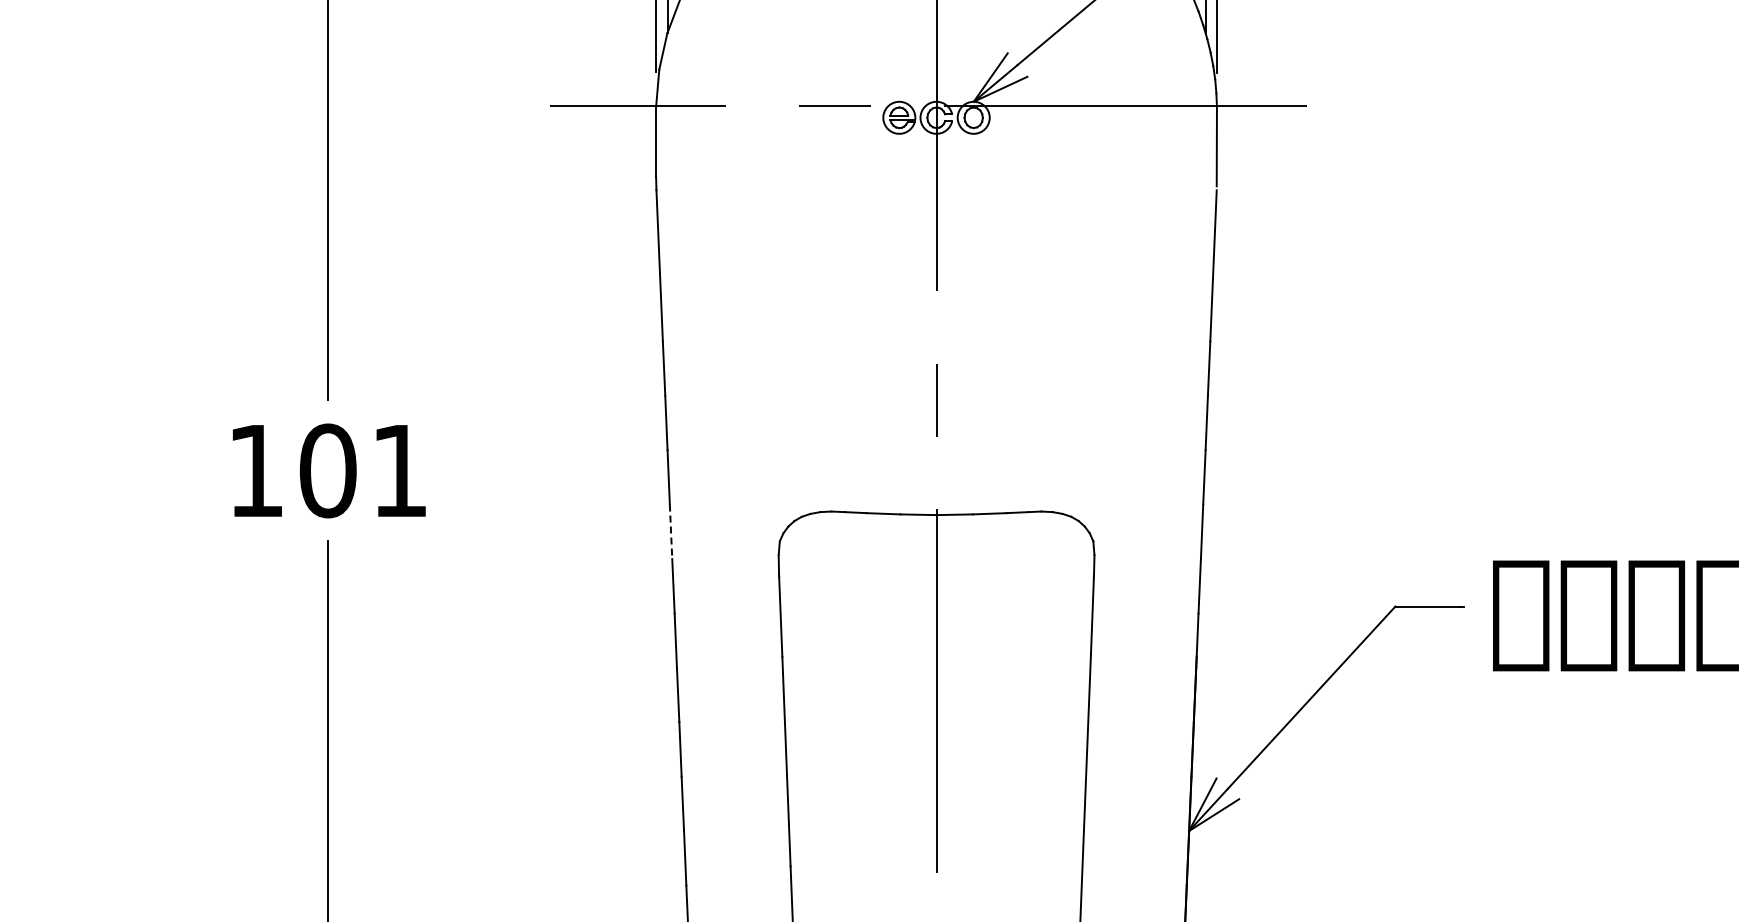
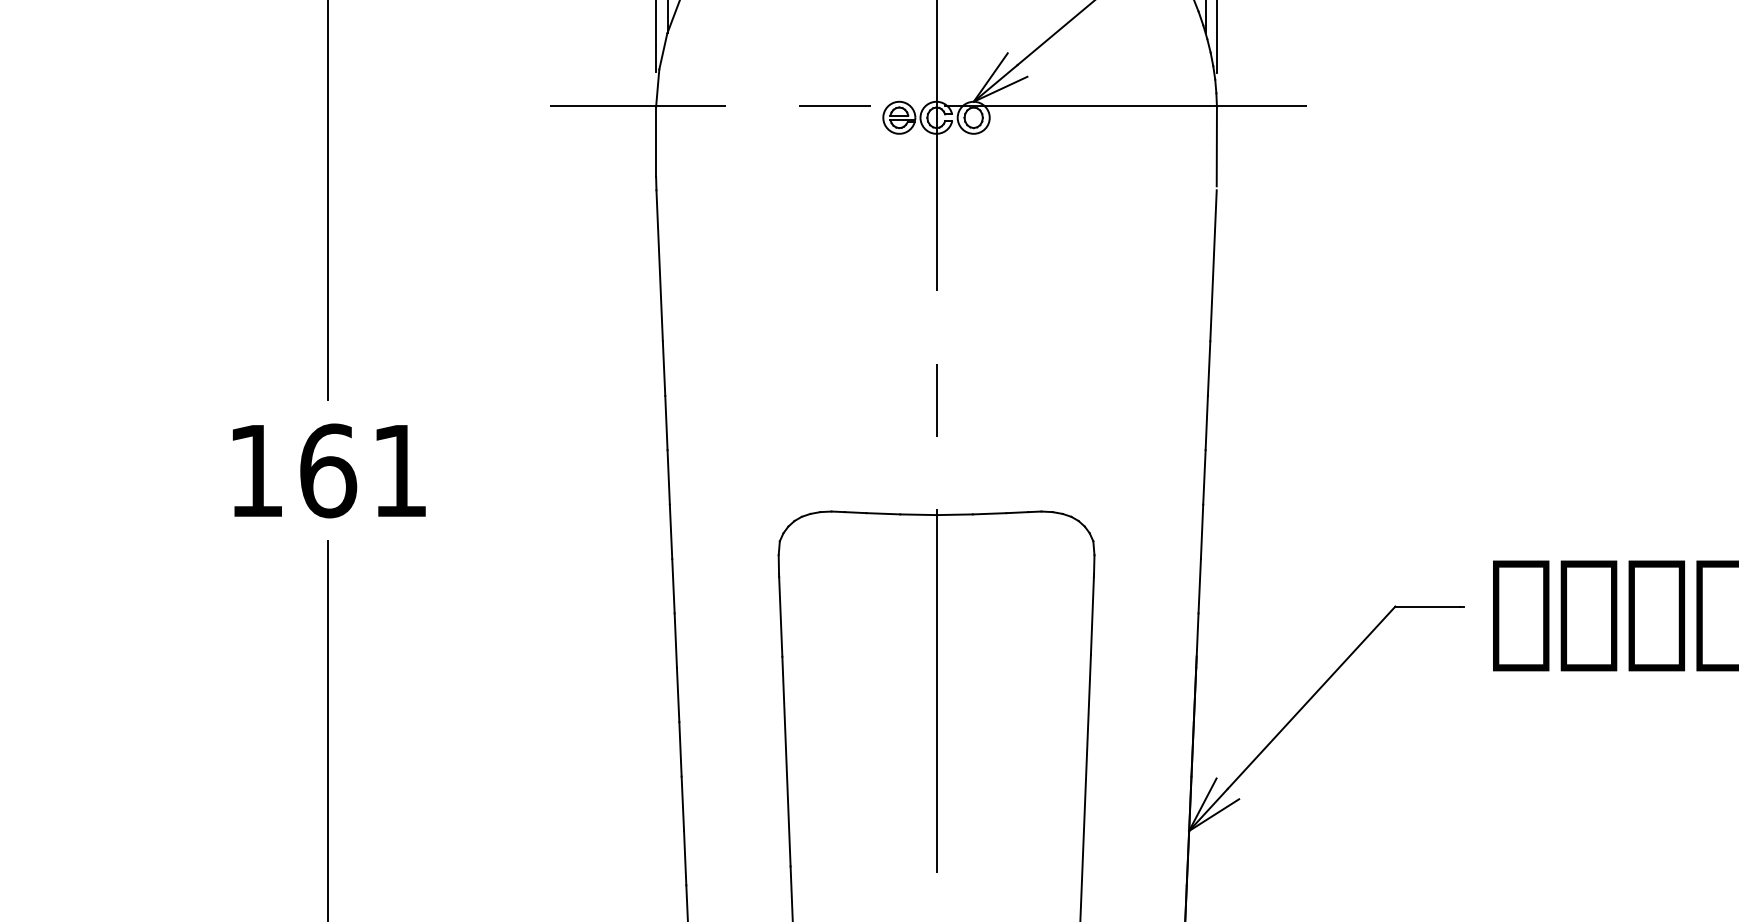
text: 101 -> 161 (328, 470)
line: dashed -> solid (671, 532)
